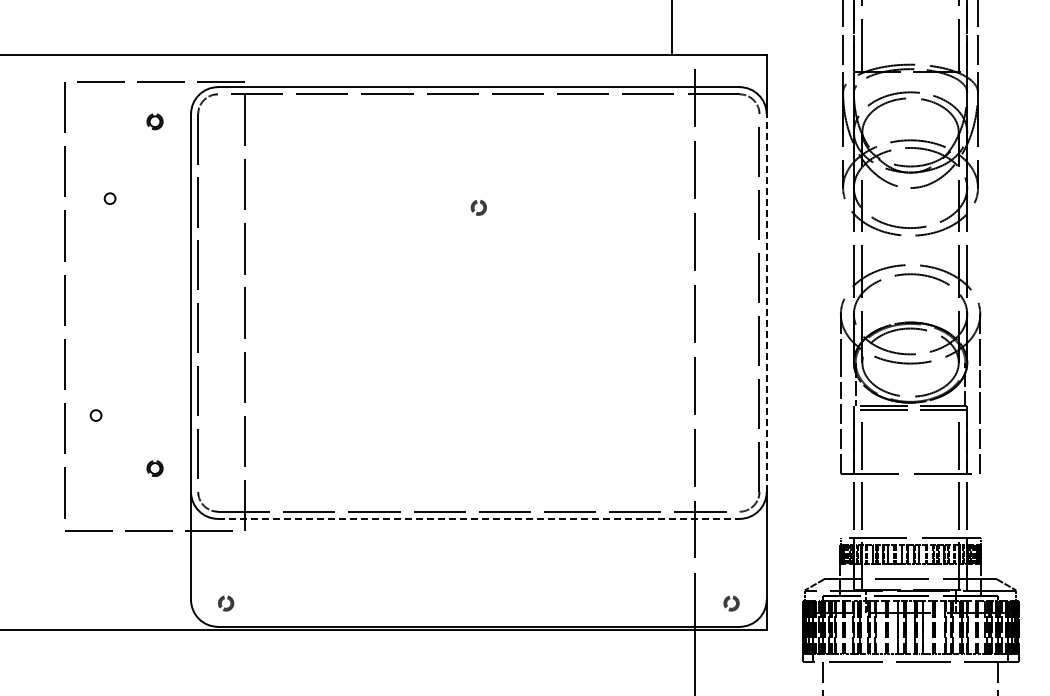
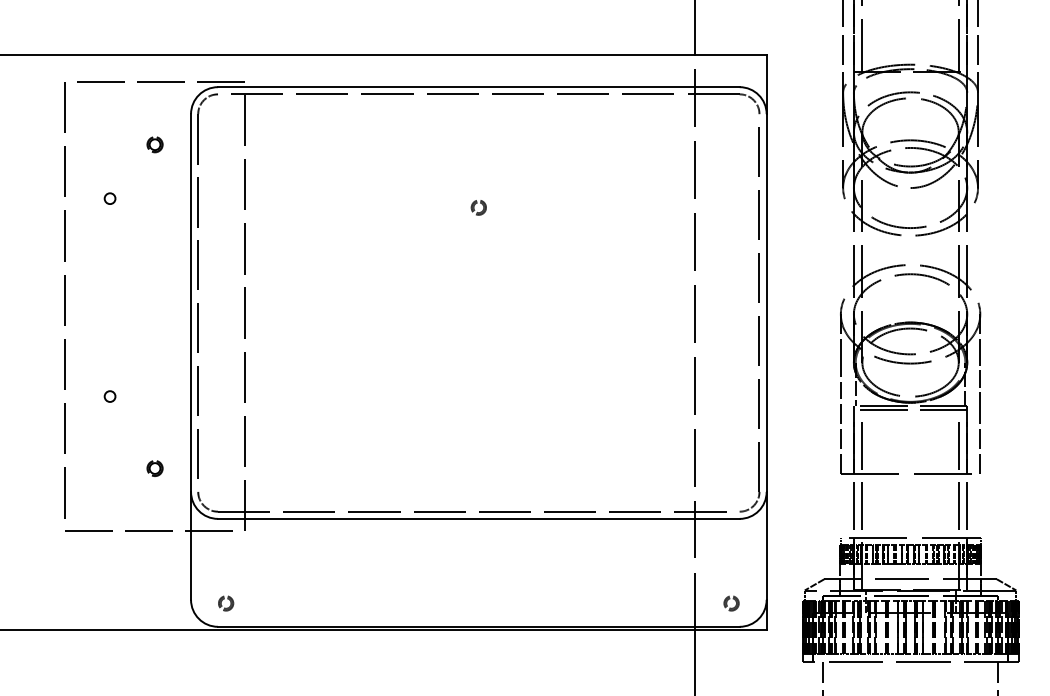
line position: (671, 28) -> (694, 28) (694, 28)
part position: (154, 121) -> (154, 144) (154, 144)
line: dashed -> solid (766, 303)
circle position: (95, 415) -> (109, 396) (109, 396)
line: dashed -> solid (478, 518)
